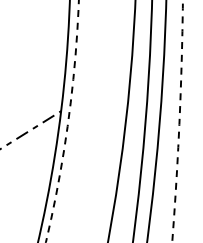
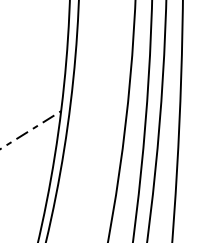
arc: dashed -> solid (179, 121)
arc: dashed -> solid (68, 122)
